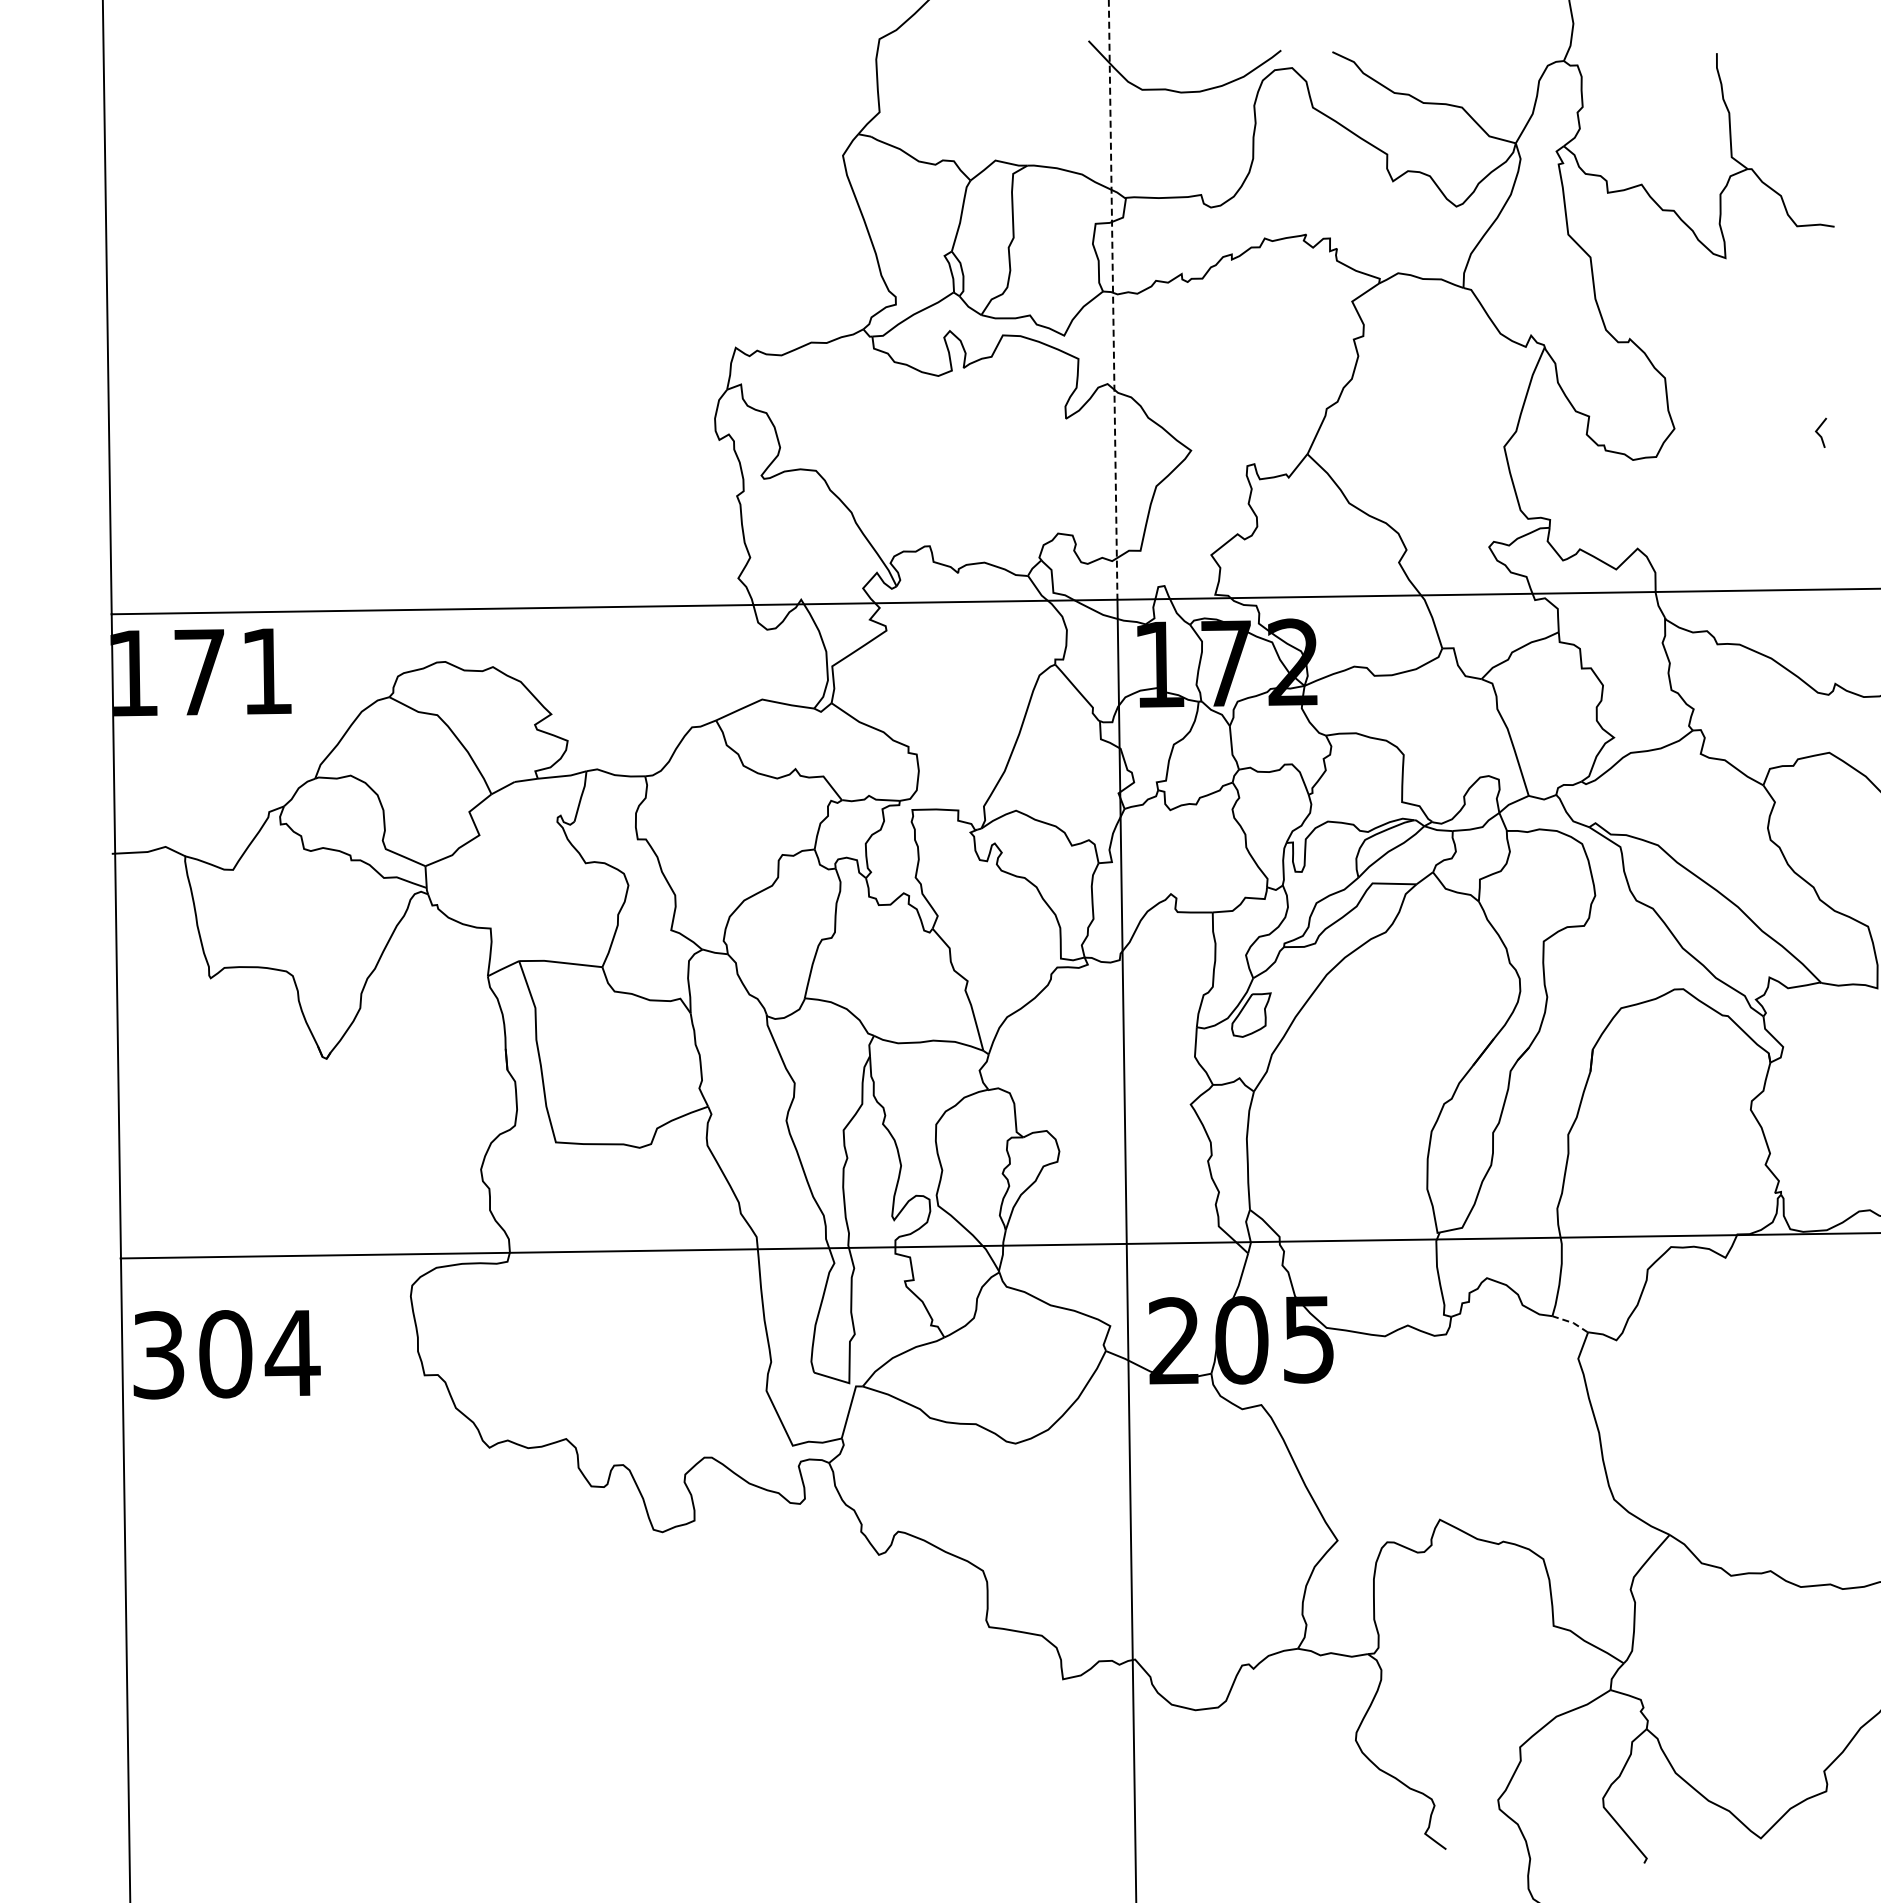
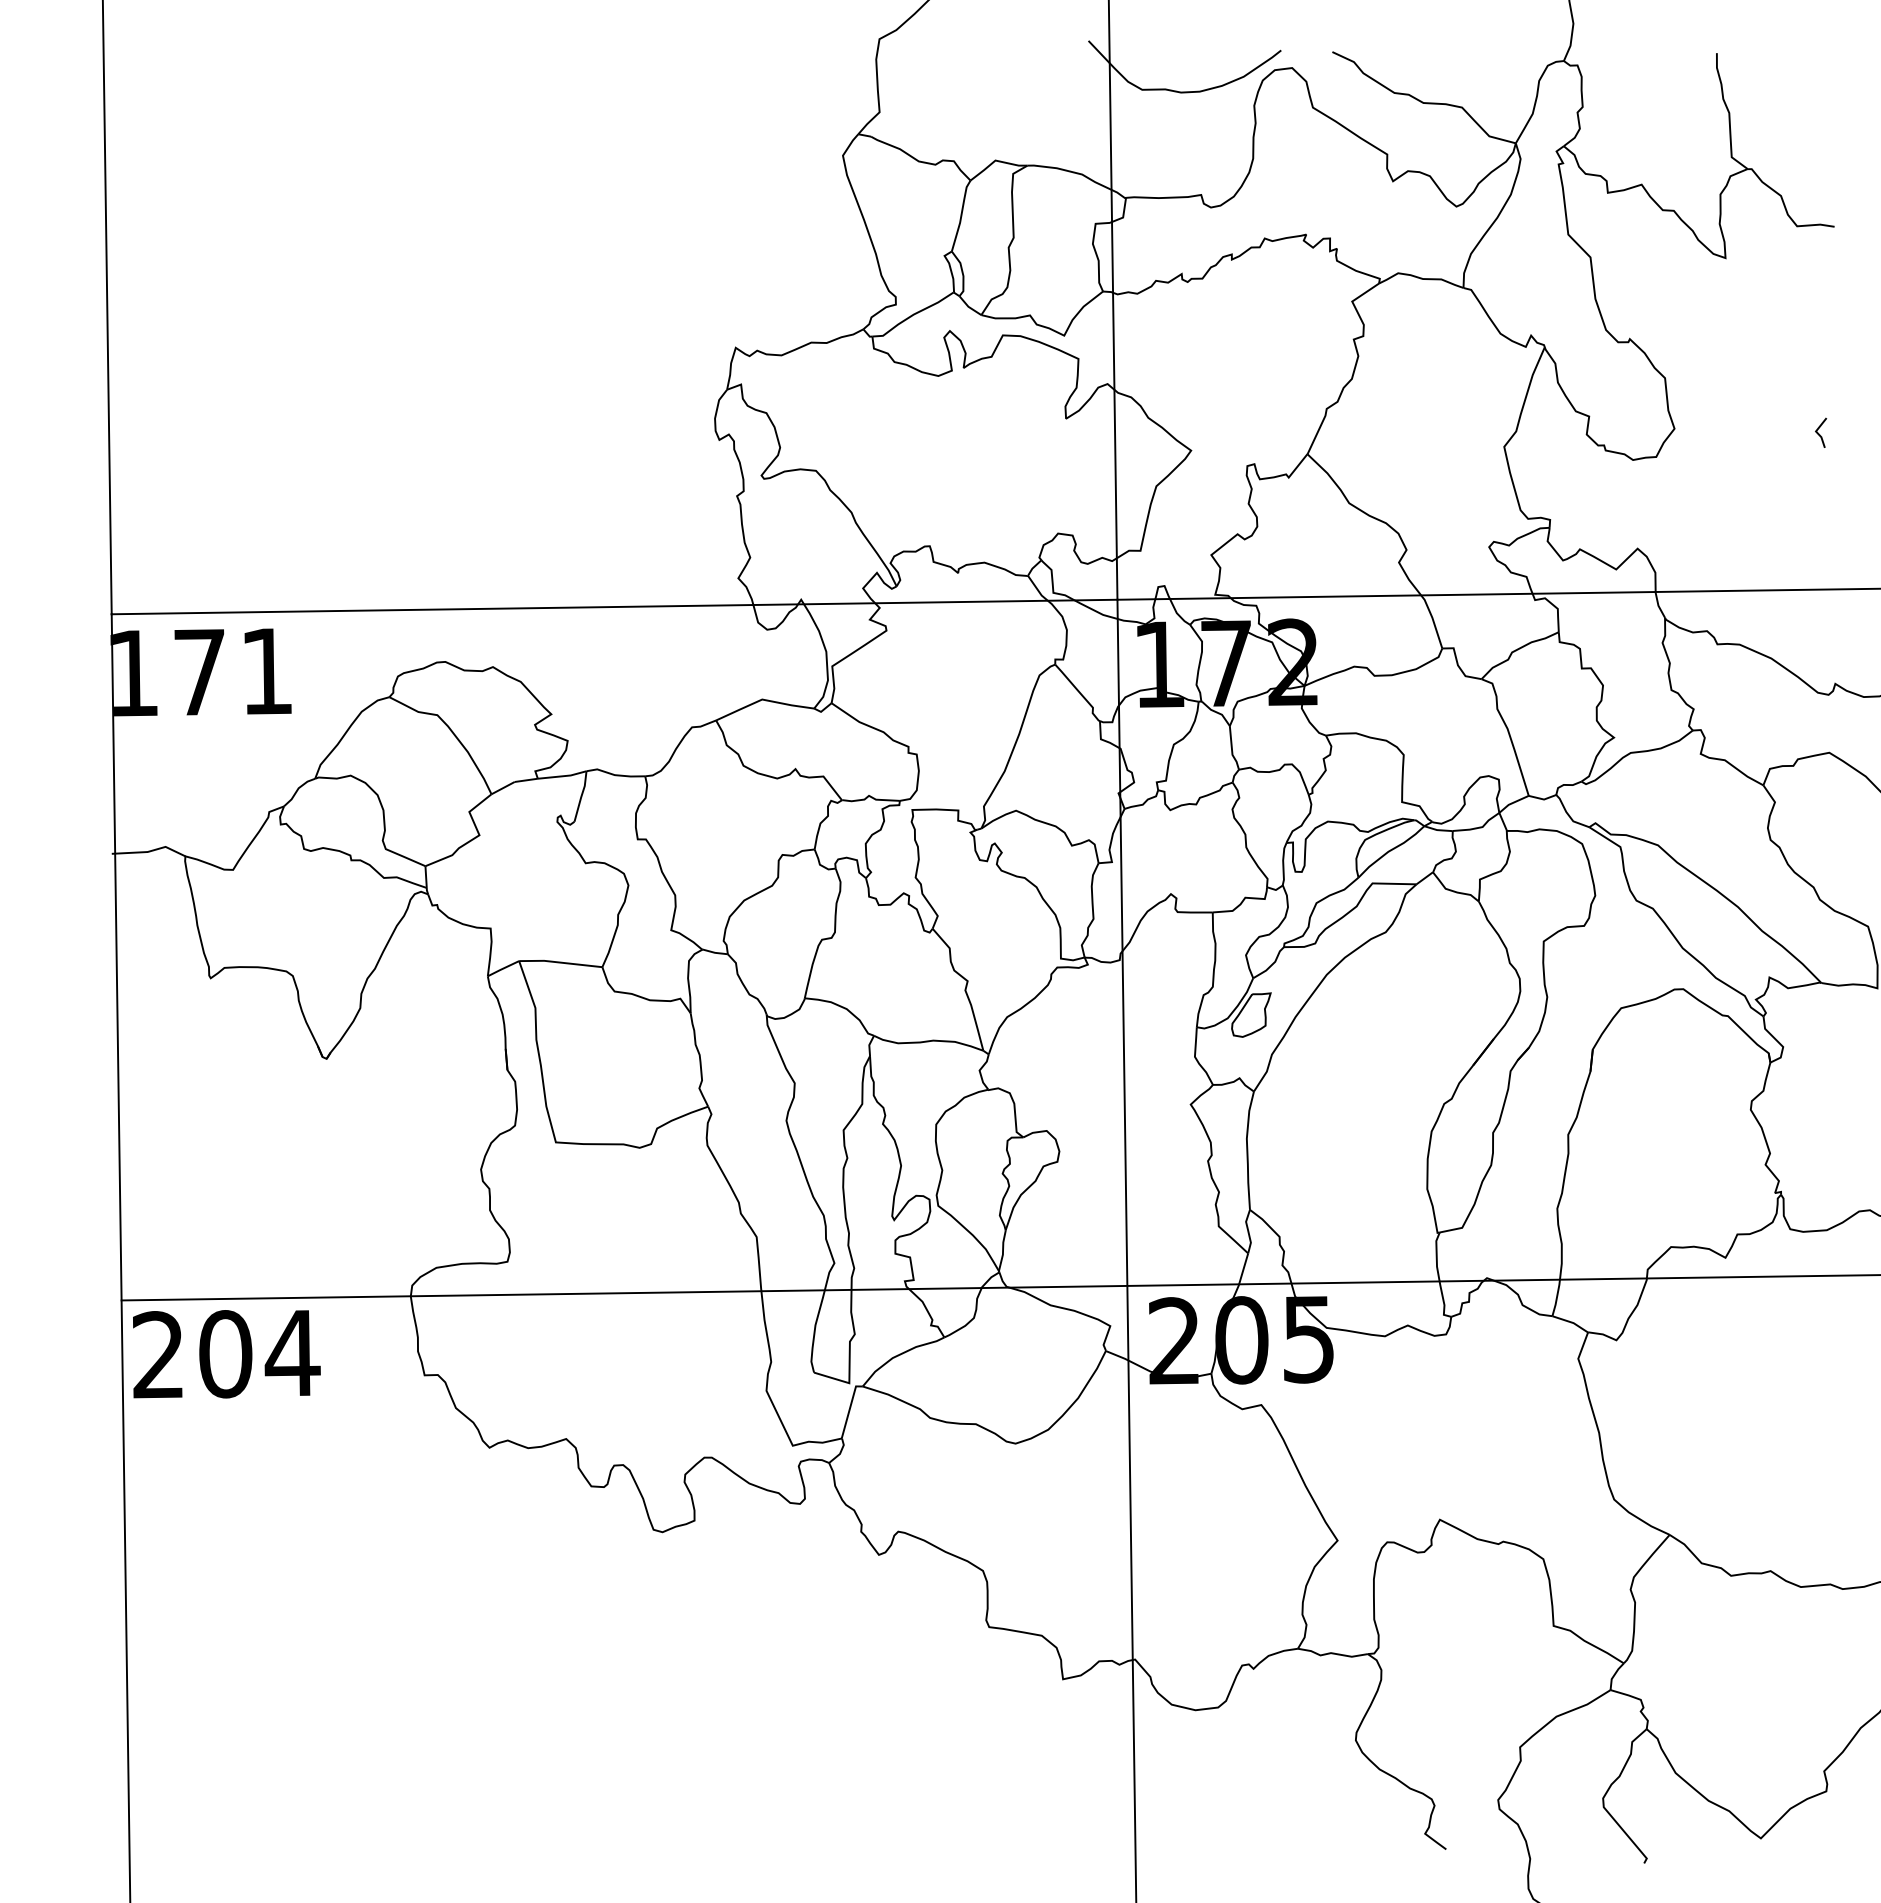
line: dashed -> solid (1113, 299)
line position: (998, 1245) -> (999, 1287) (999, 1287)
line: dashed -> solid (1571, 1322)
text: 304 -> 204 (158, 1355)
